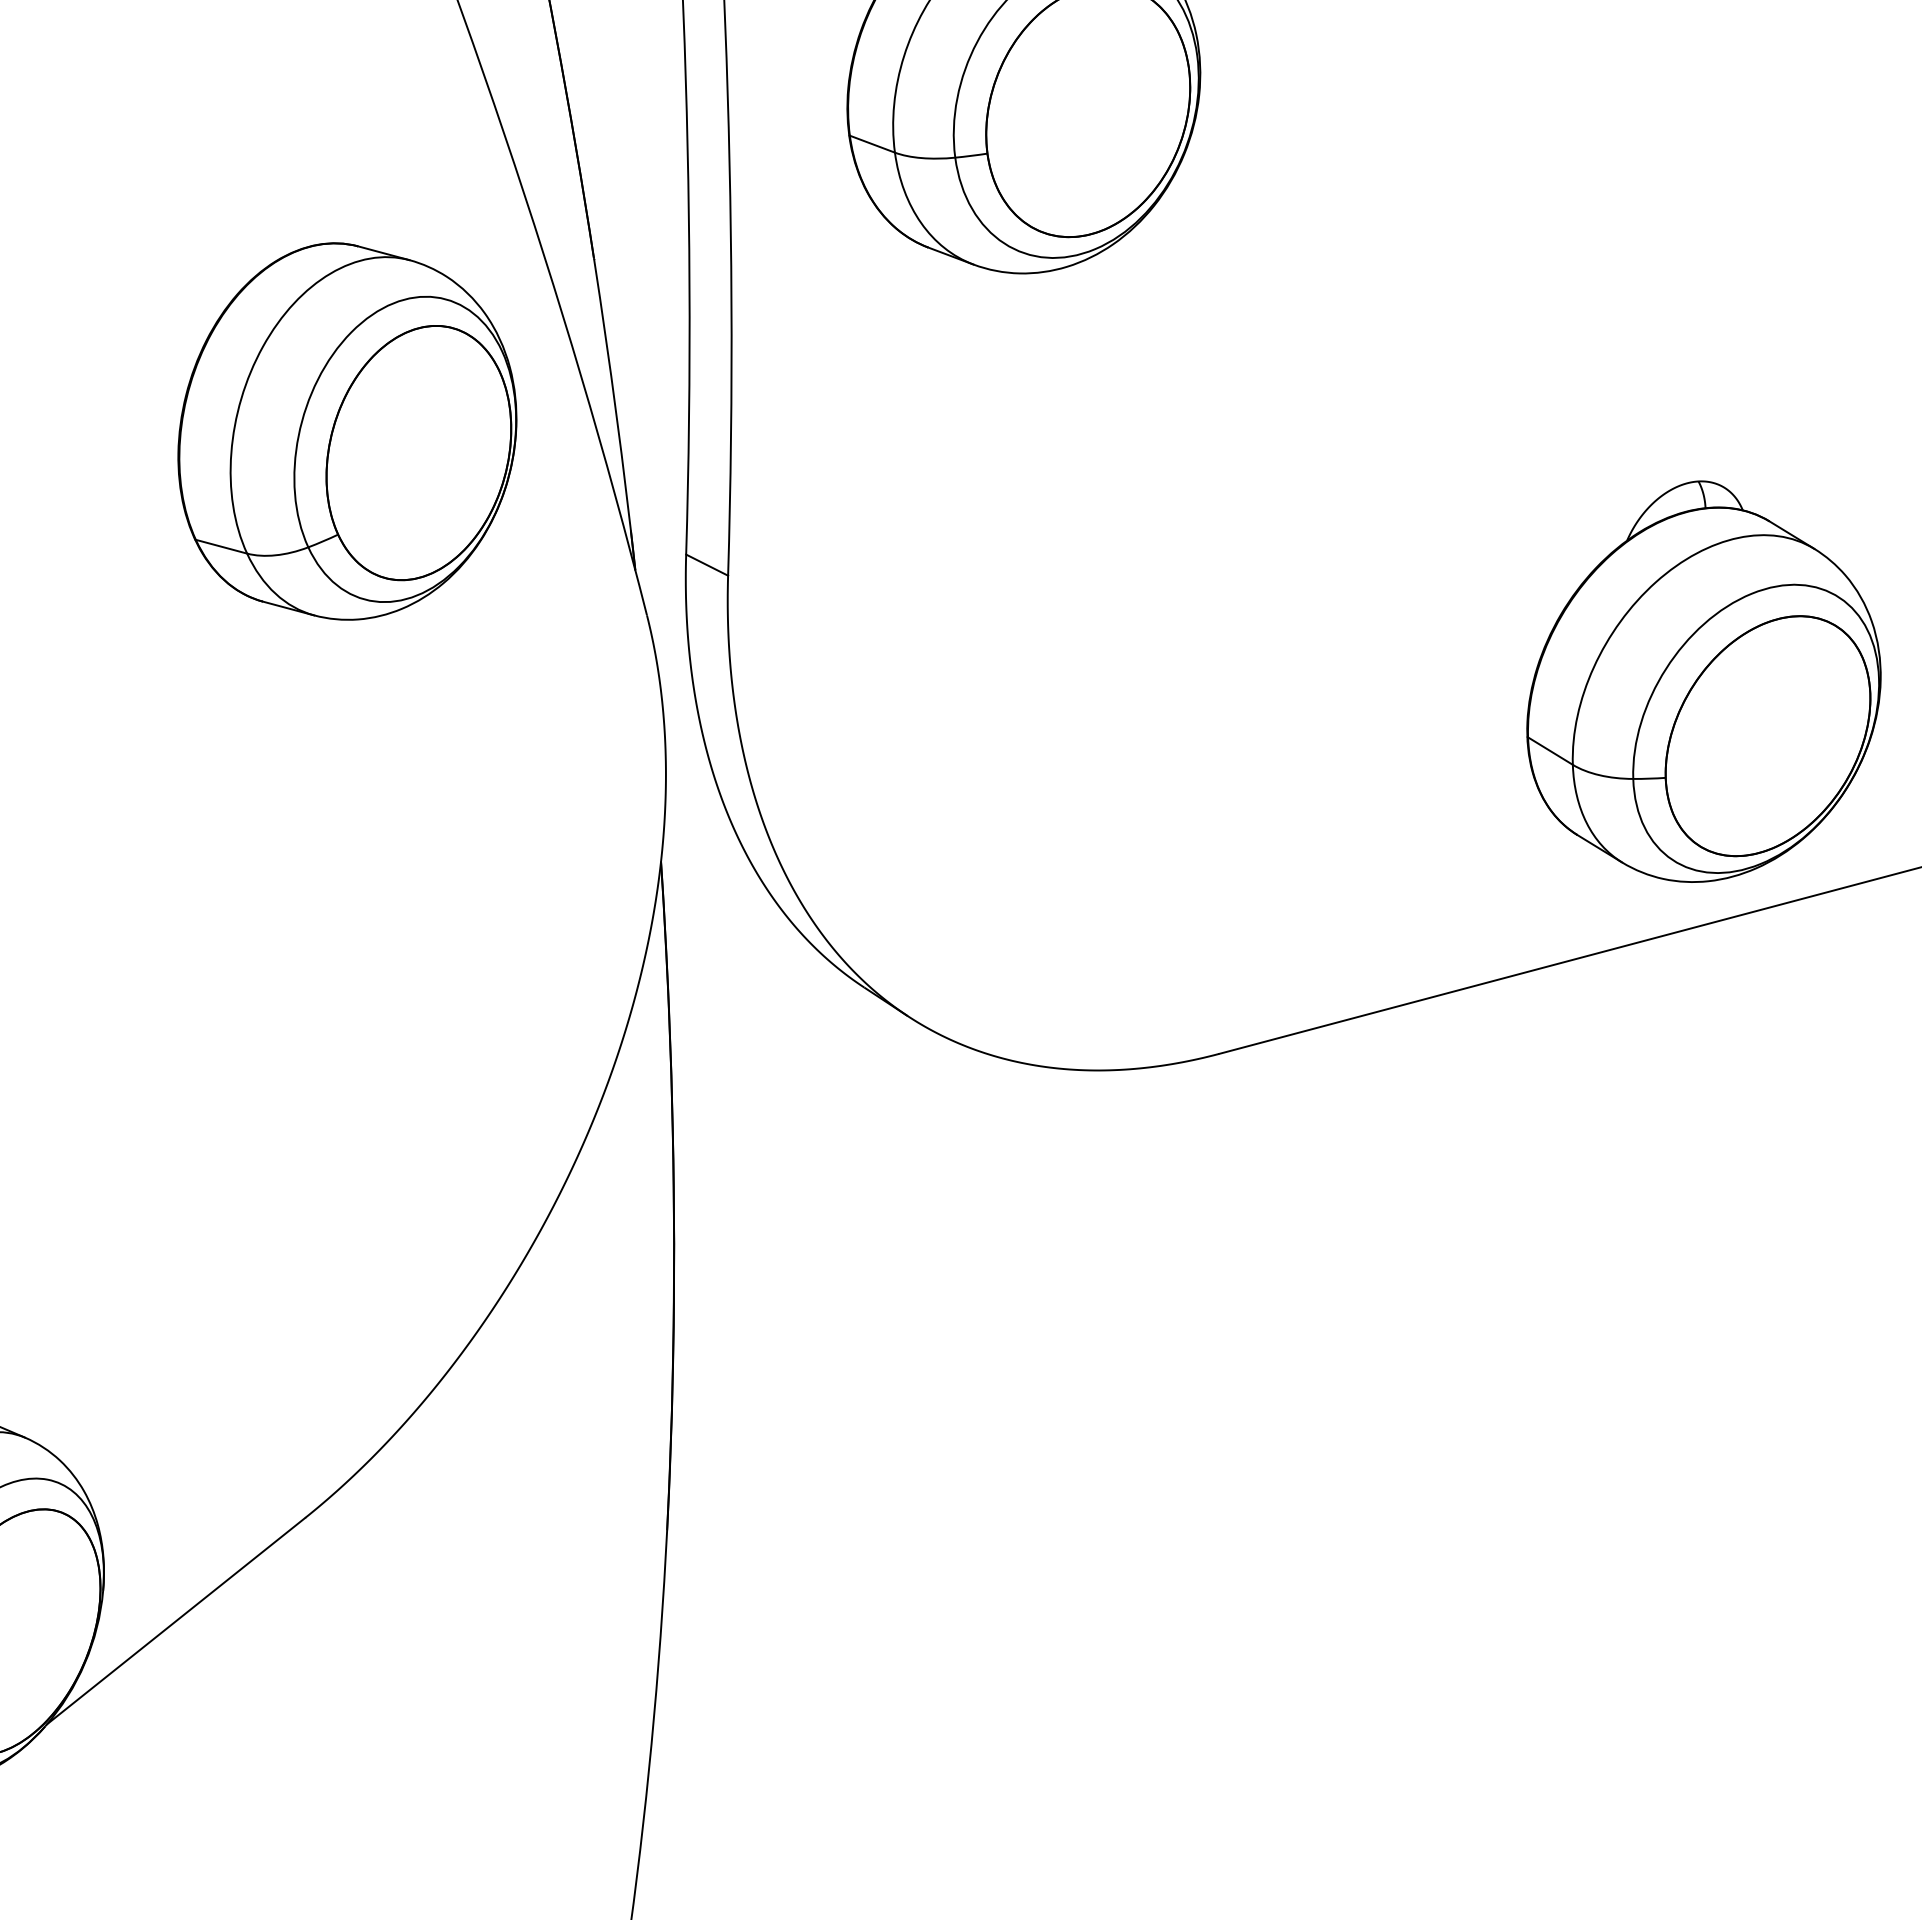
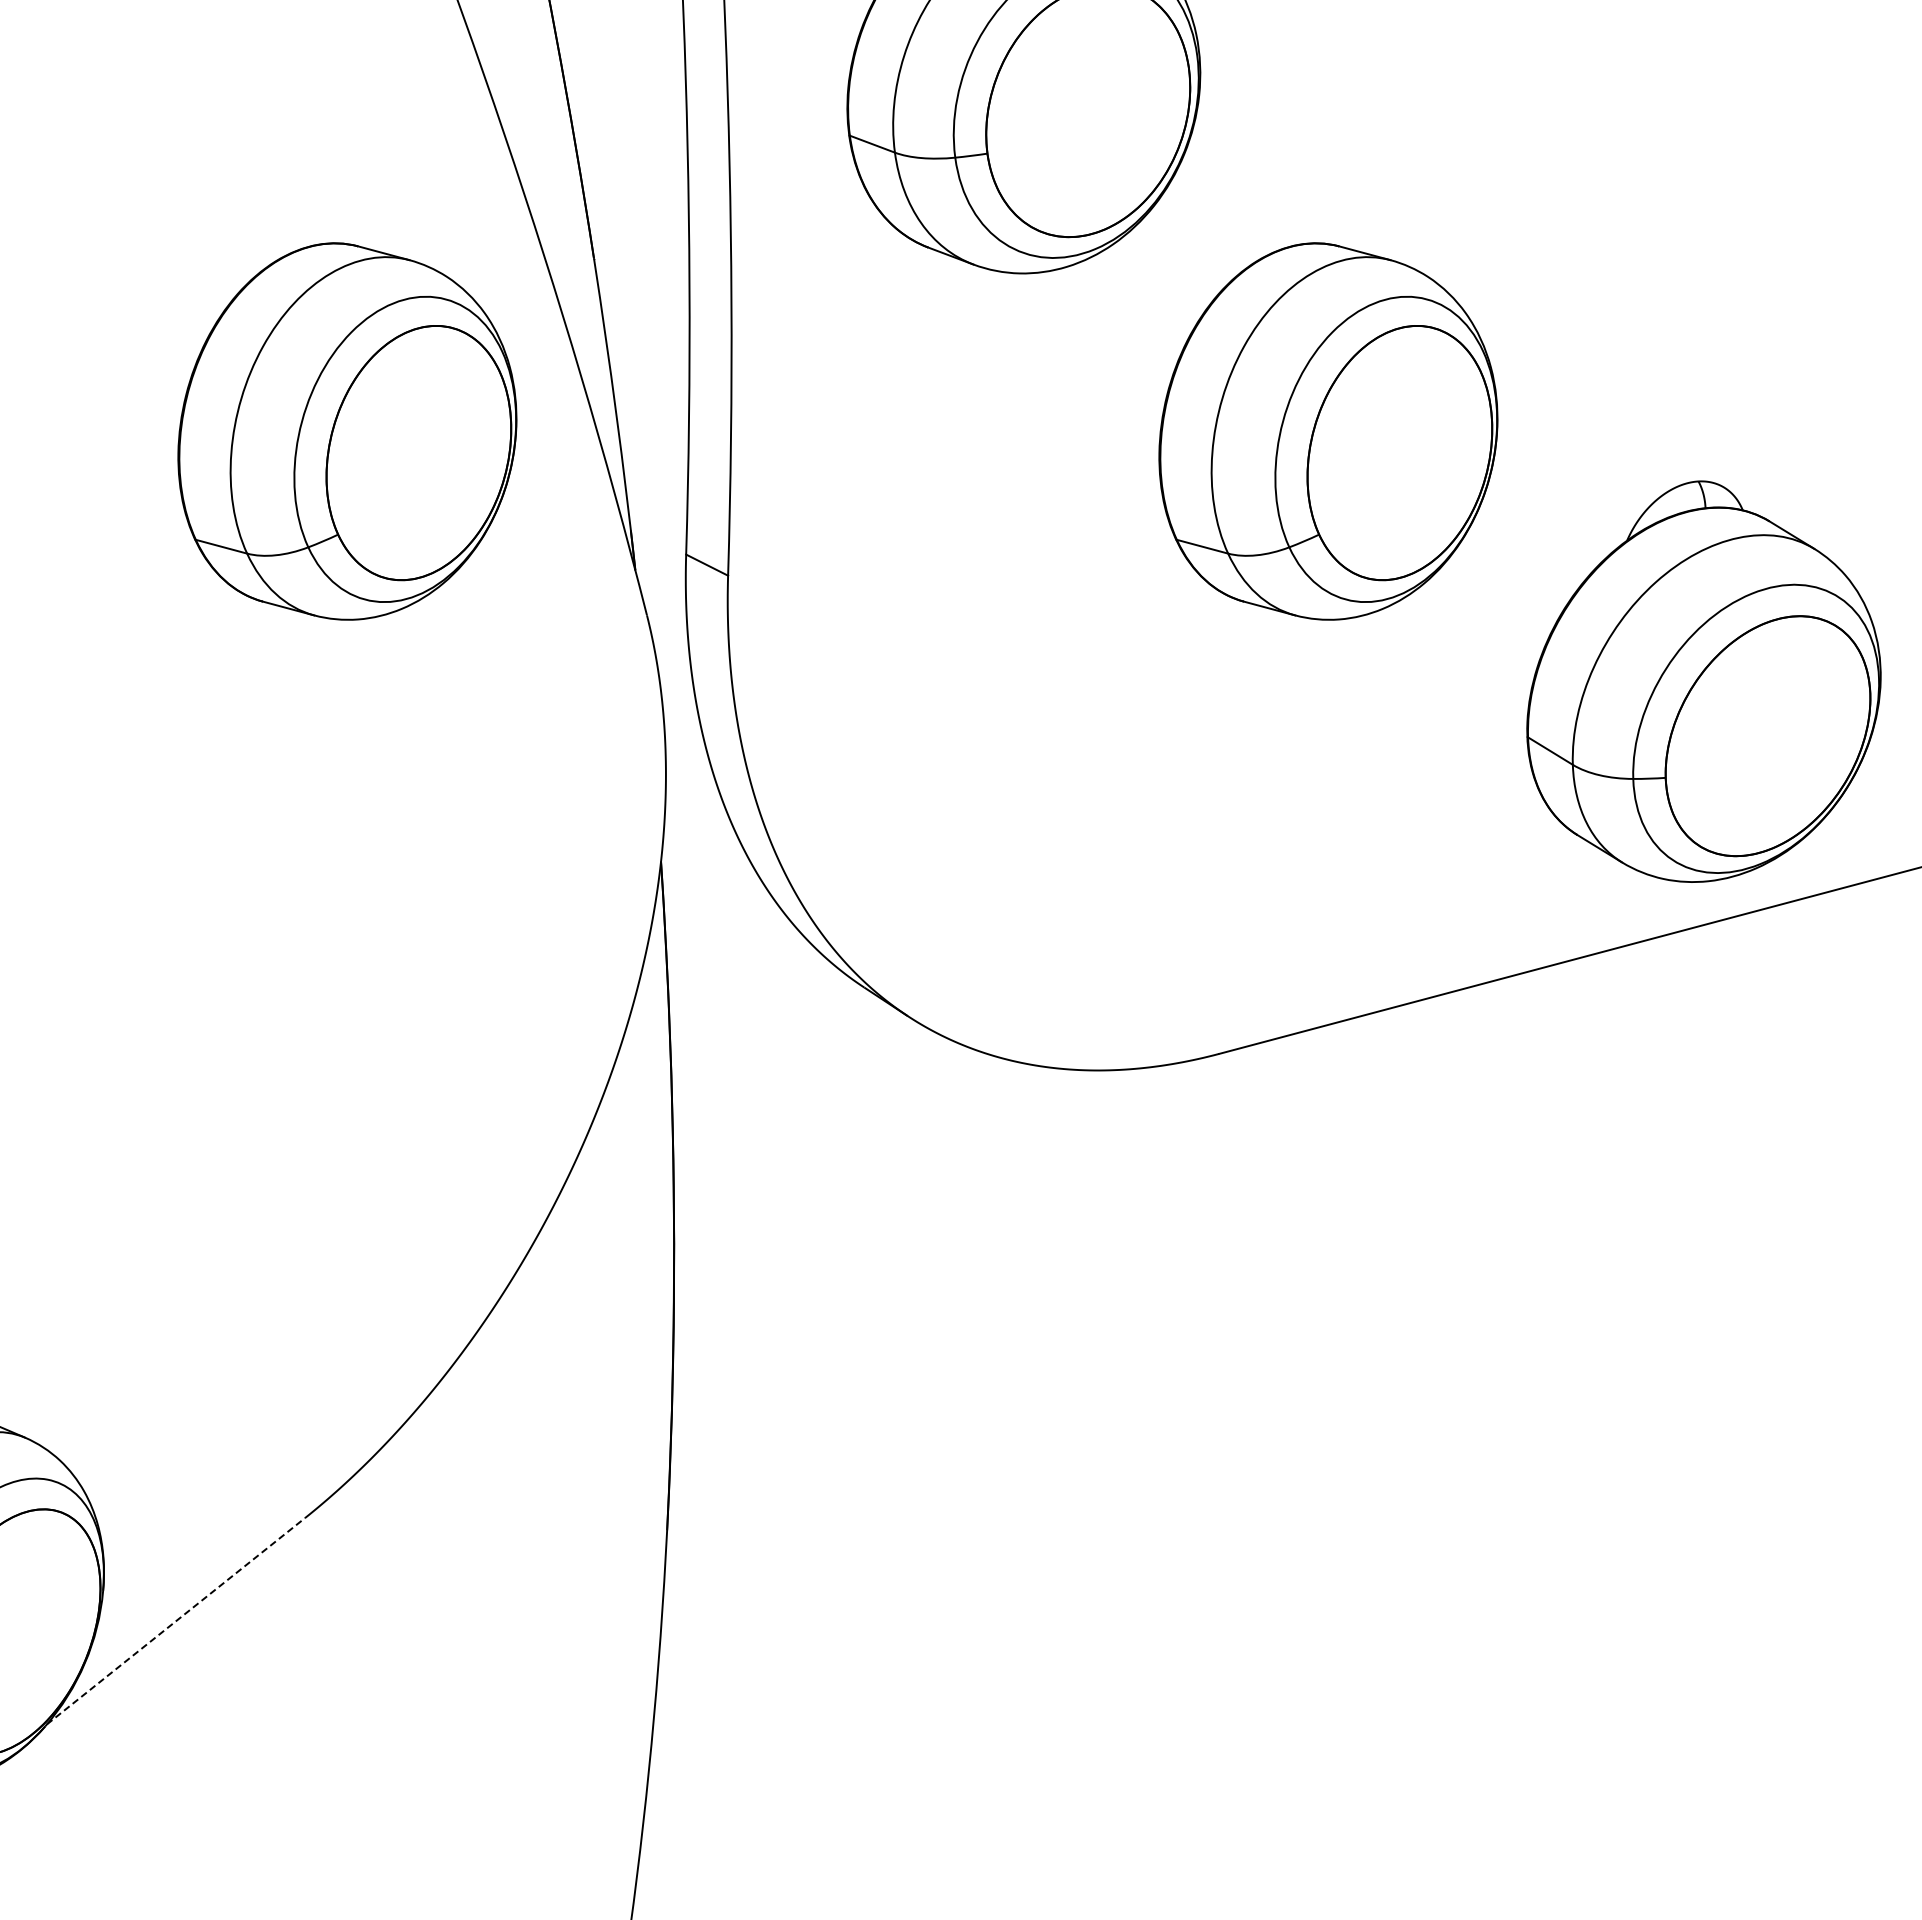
part: none -> present (1328, 431)
line: solid -> dashed (176, 1620)
